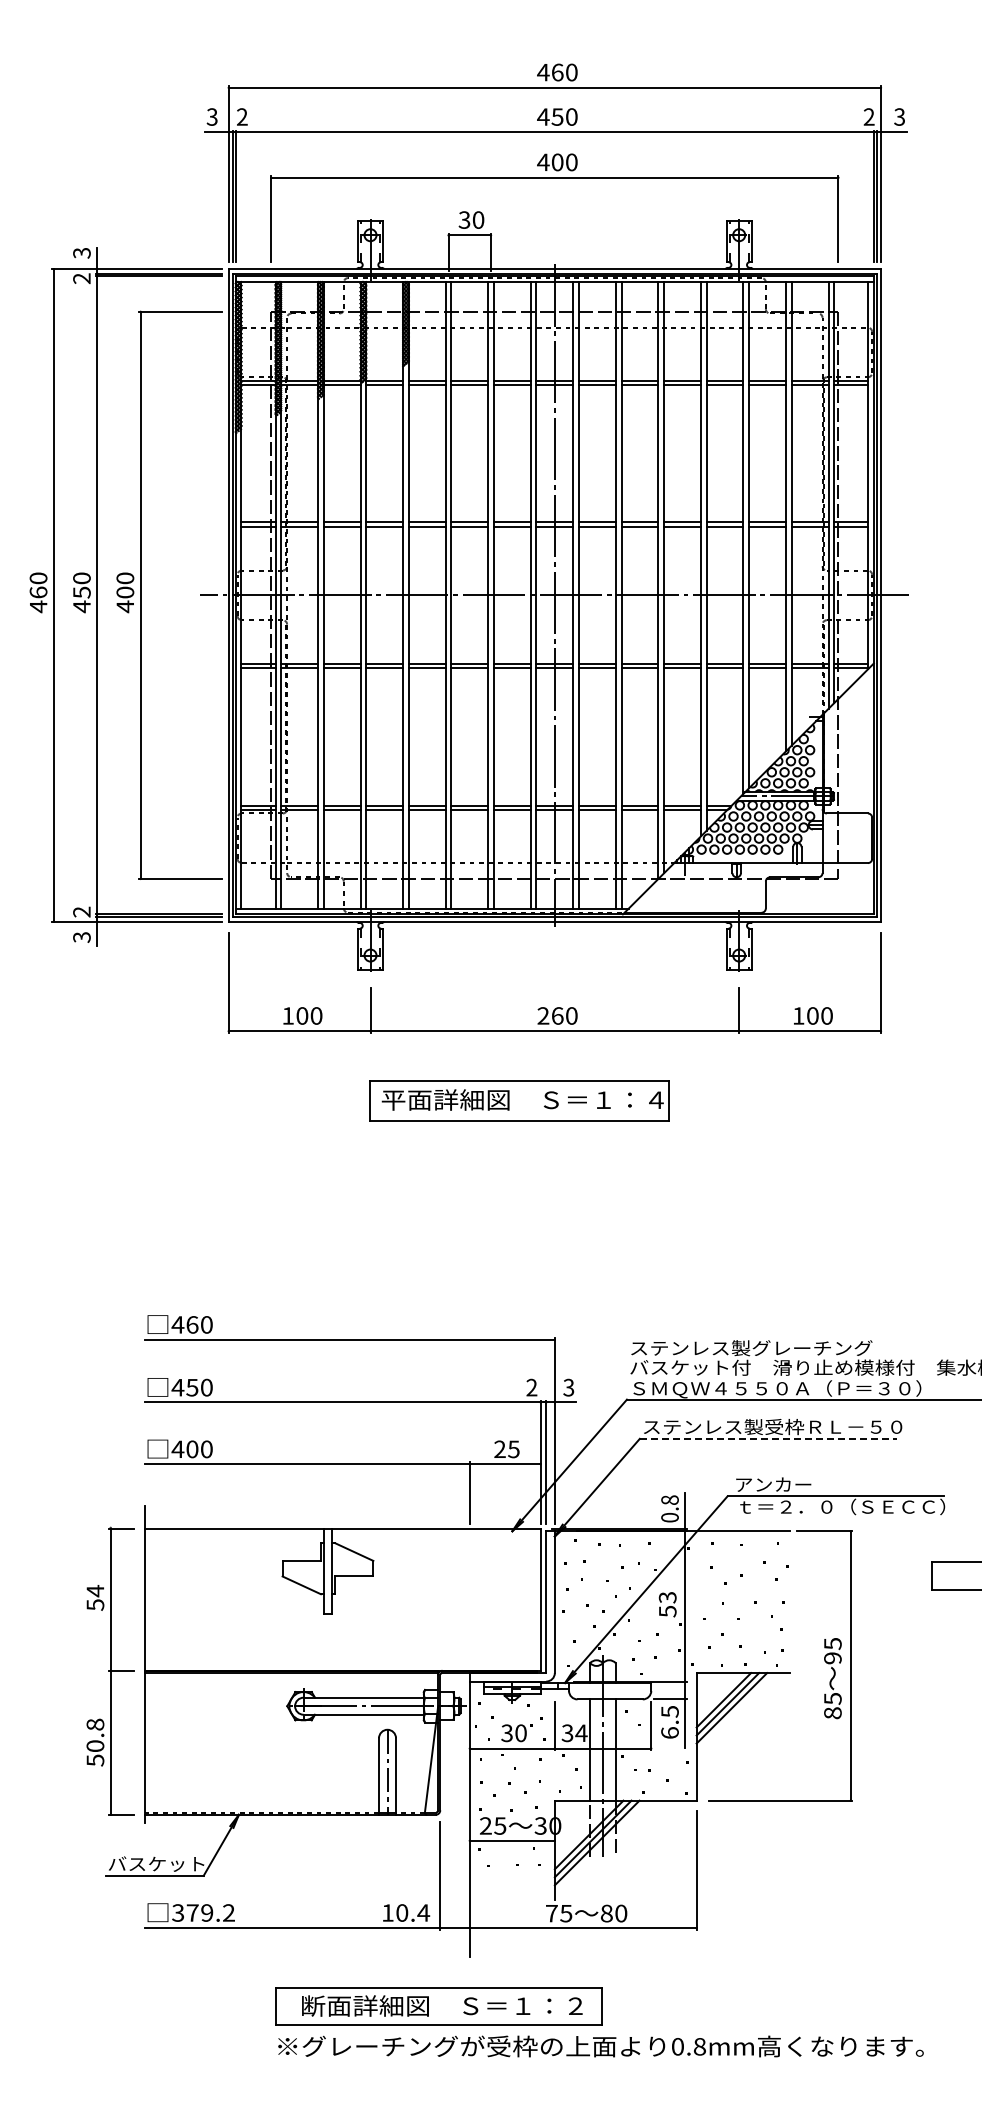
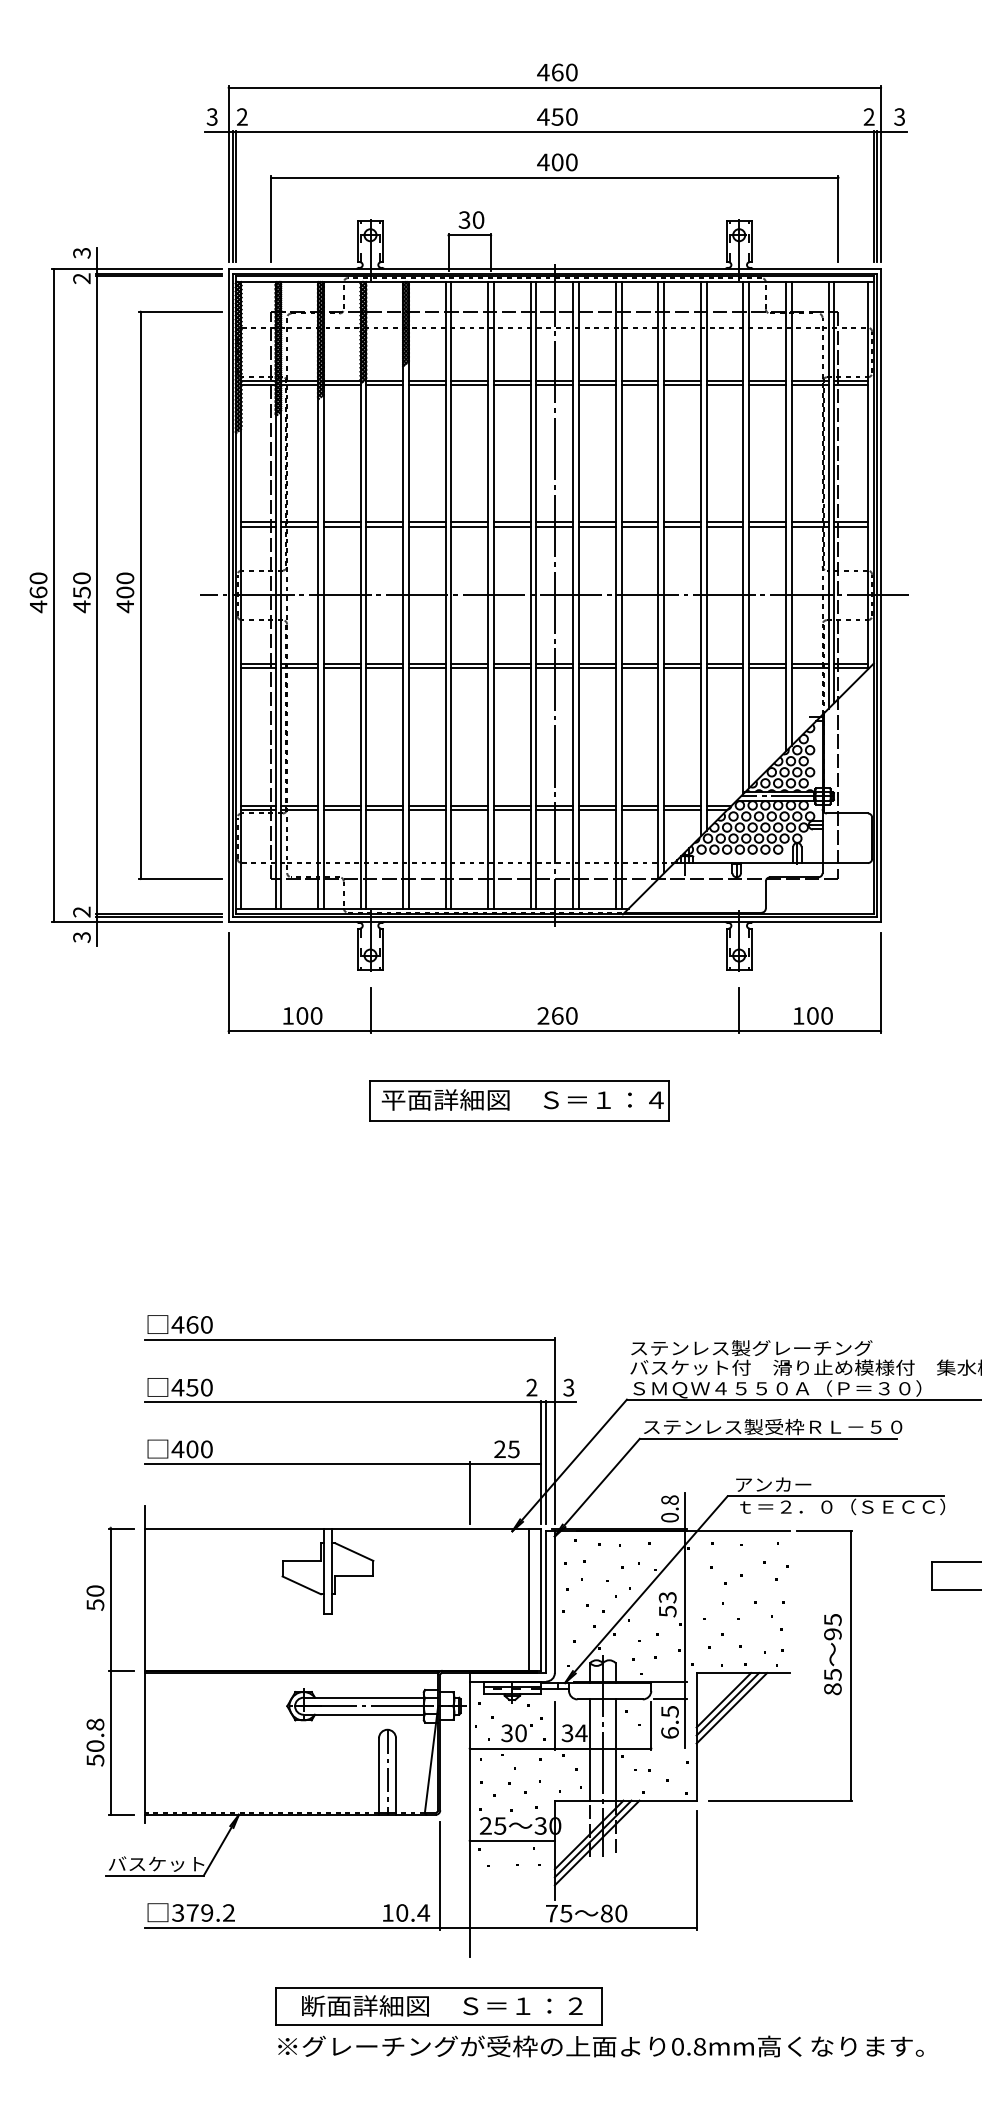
line: dashed -> solid (768, 1438)
text: 54 -> 50 (95, 1590)
line: none -> present (529, 1599)
text position: (832, 1678) -> (832, 1654) (832, 1654)
